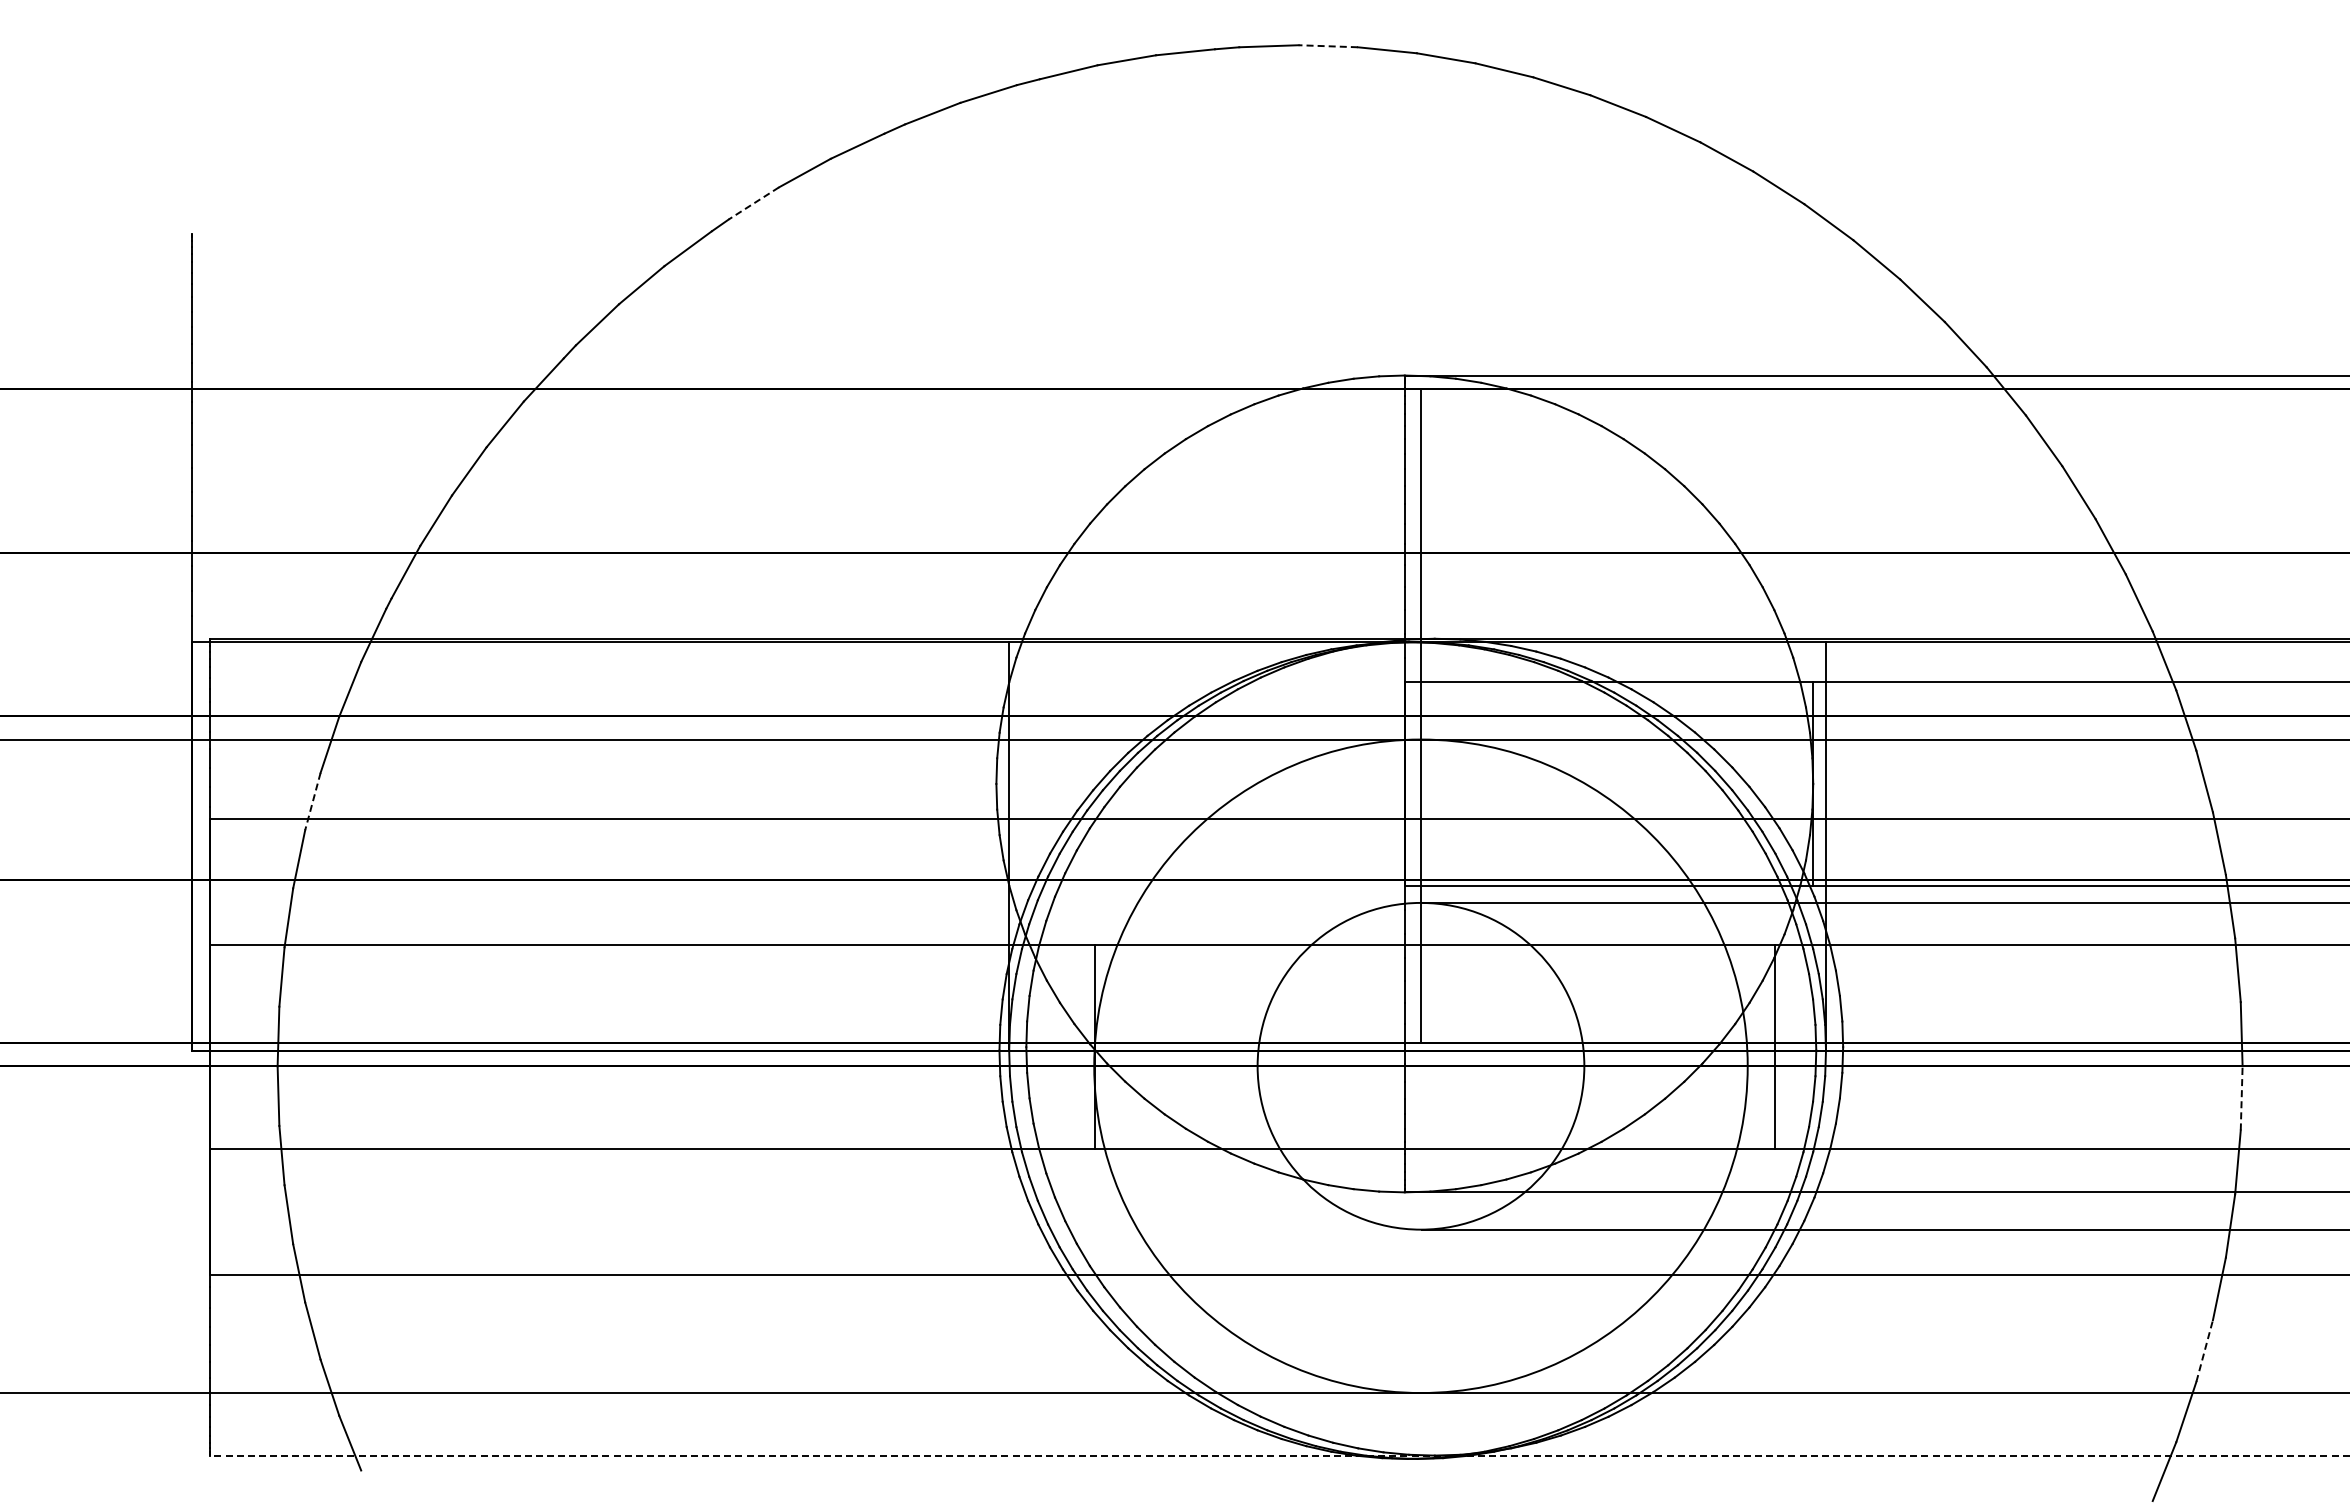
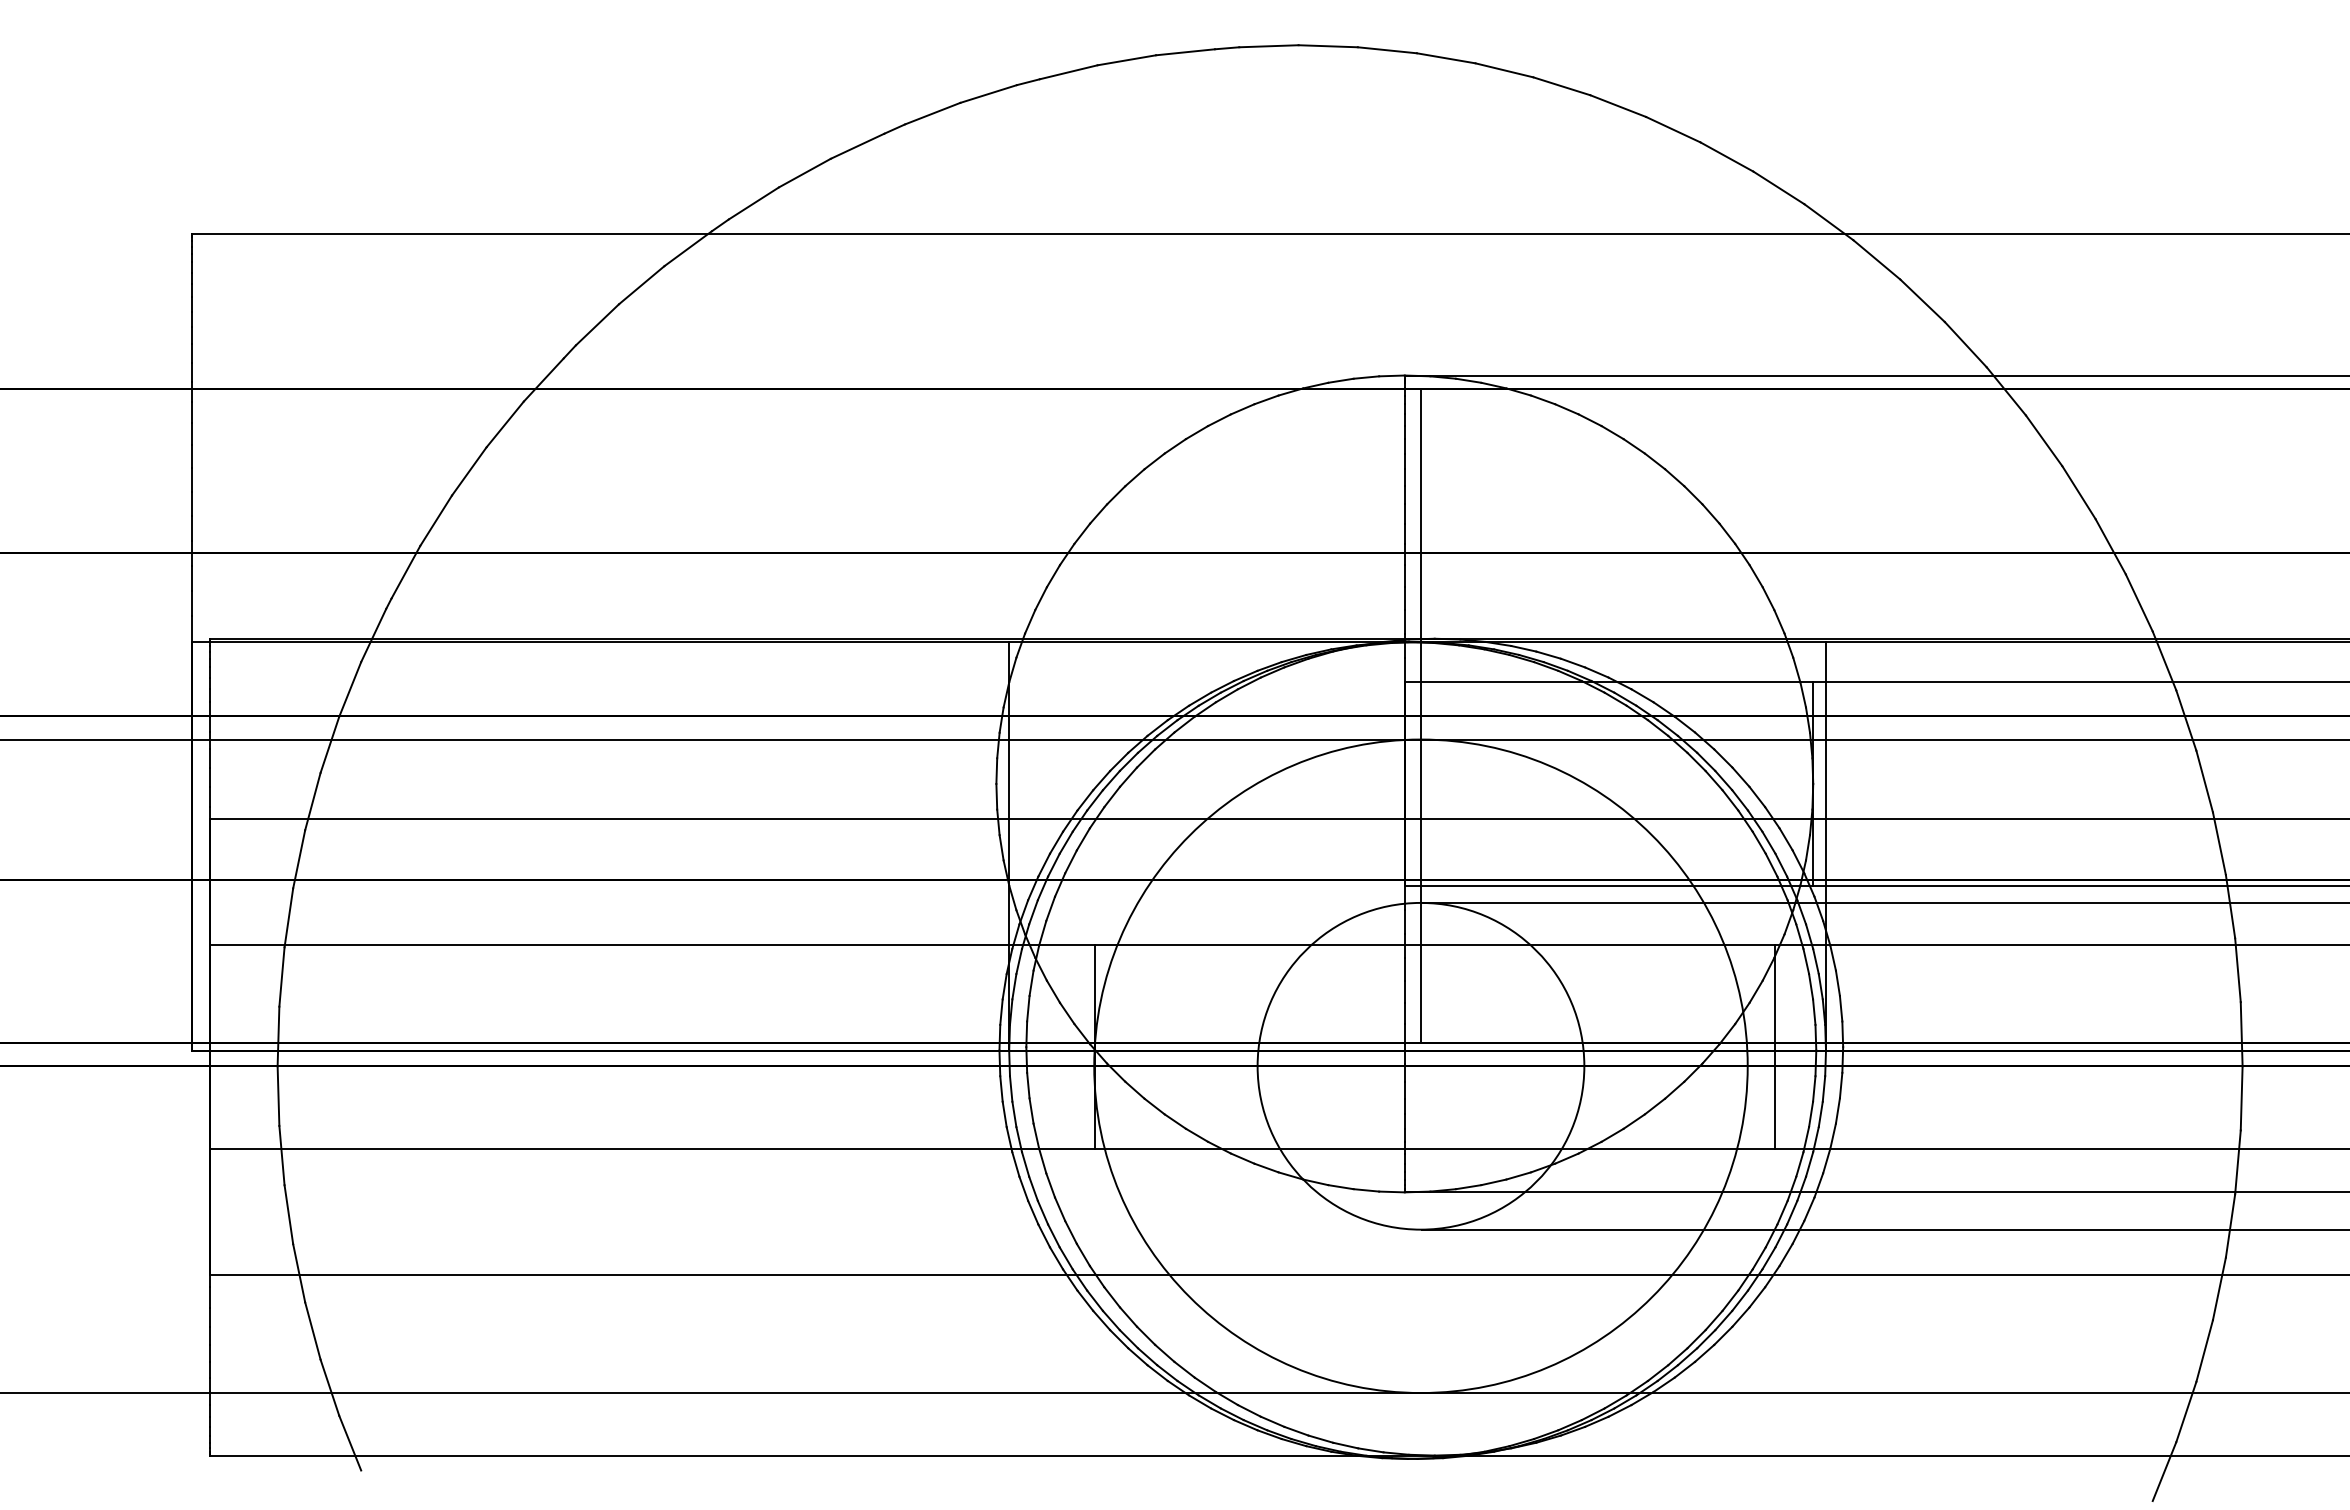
line: dashed -> solid (1328, 46)
line: dashed -> solid (753, 203)
line: none -> present (1269, 233)
line: dashed -> solid (312, 801)
line: dashed -> solid (2241, 1097)
line: dashed -> solid (2204, 1351)
line: dashed -> solid (1279, 1455)
